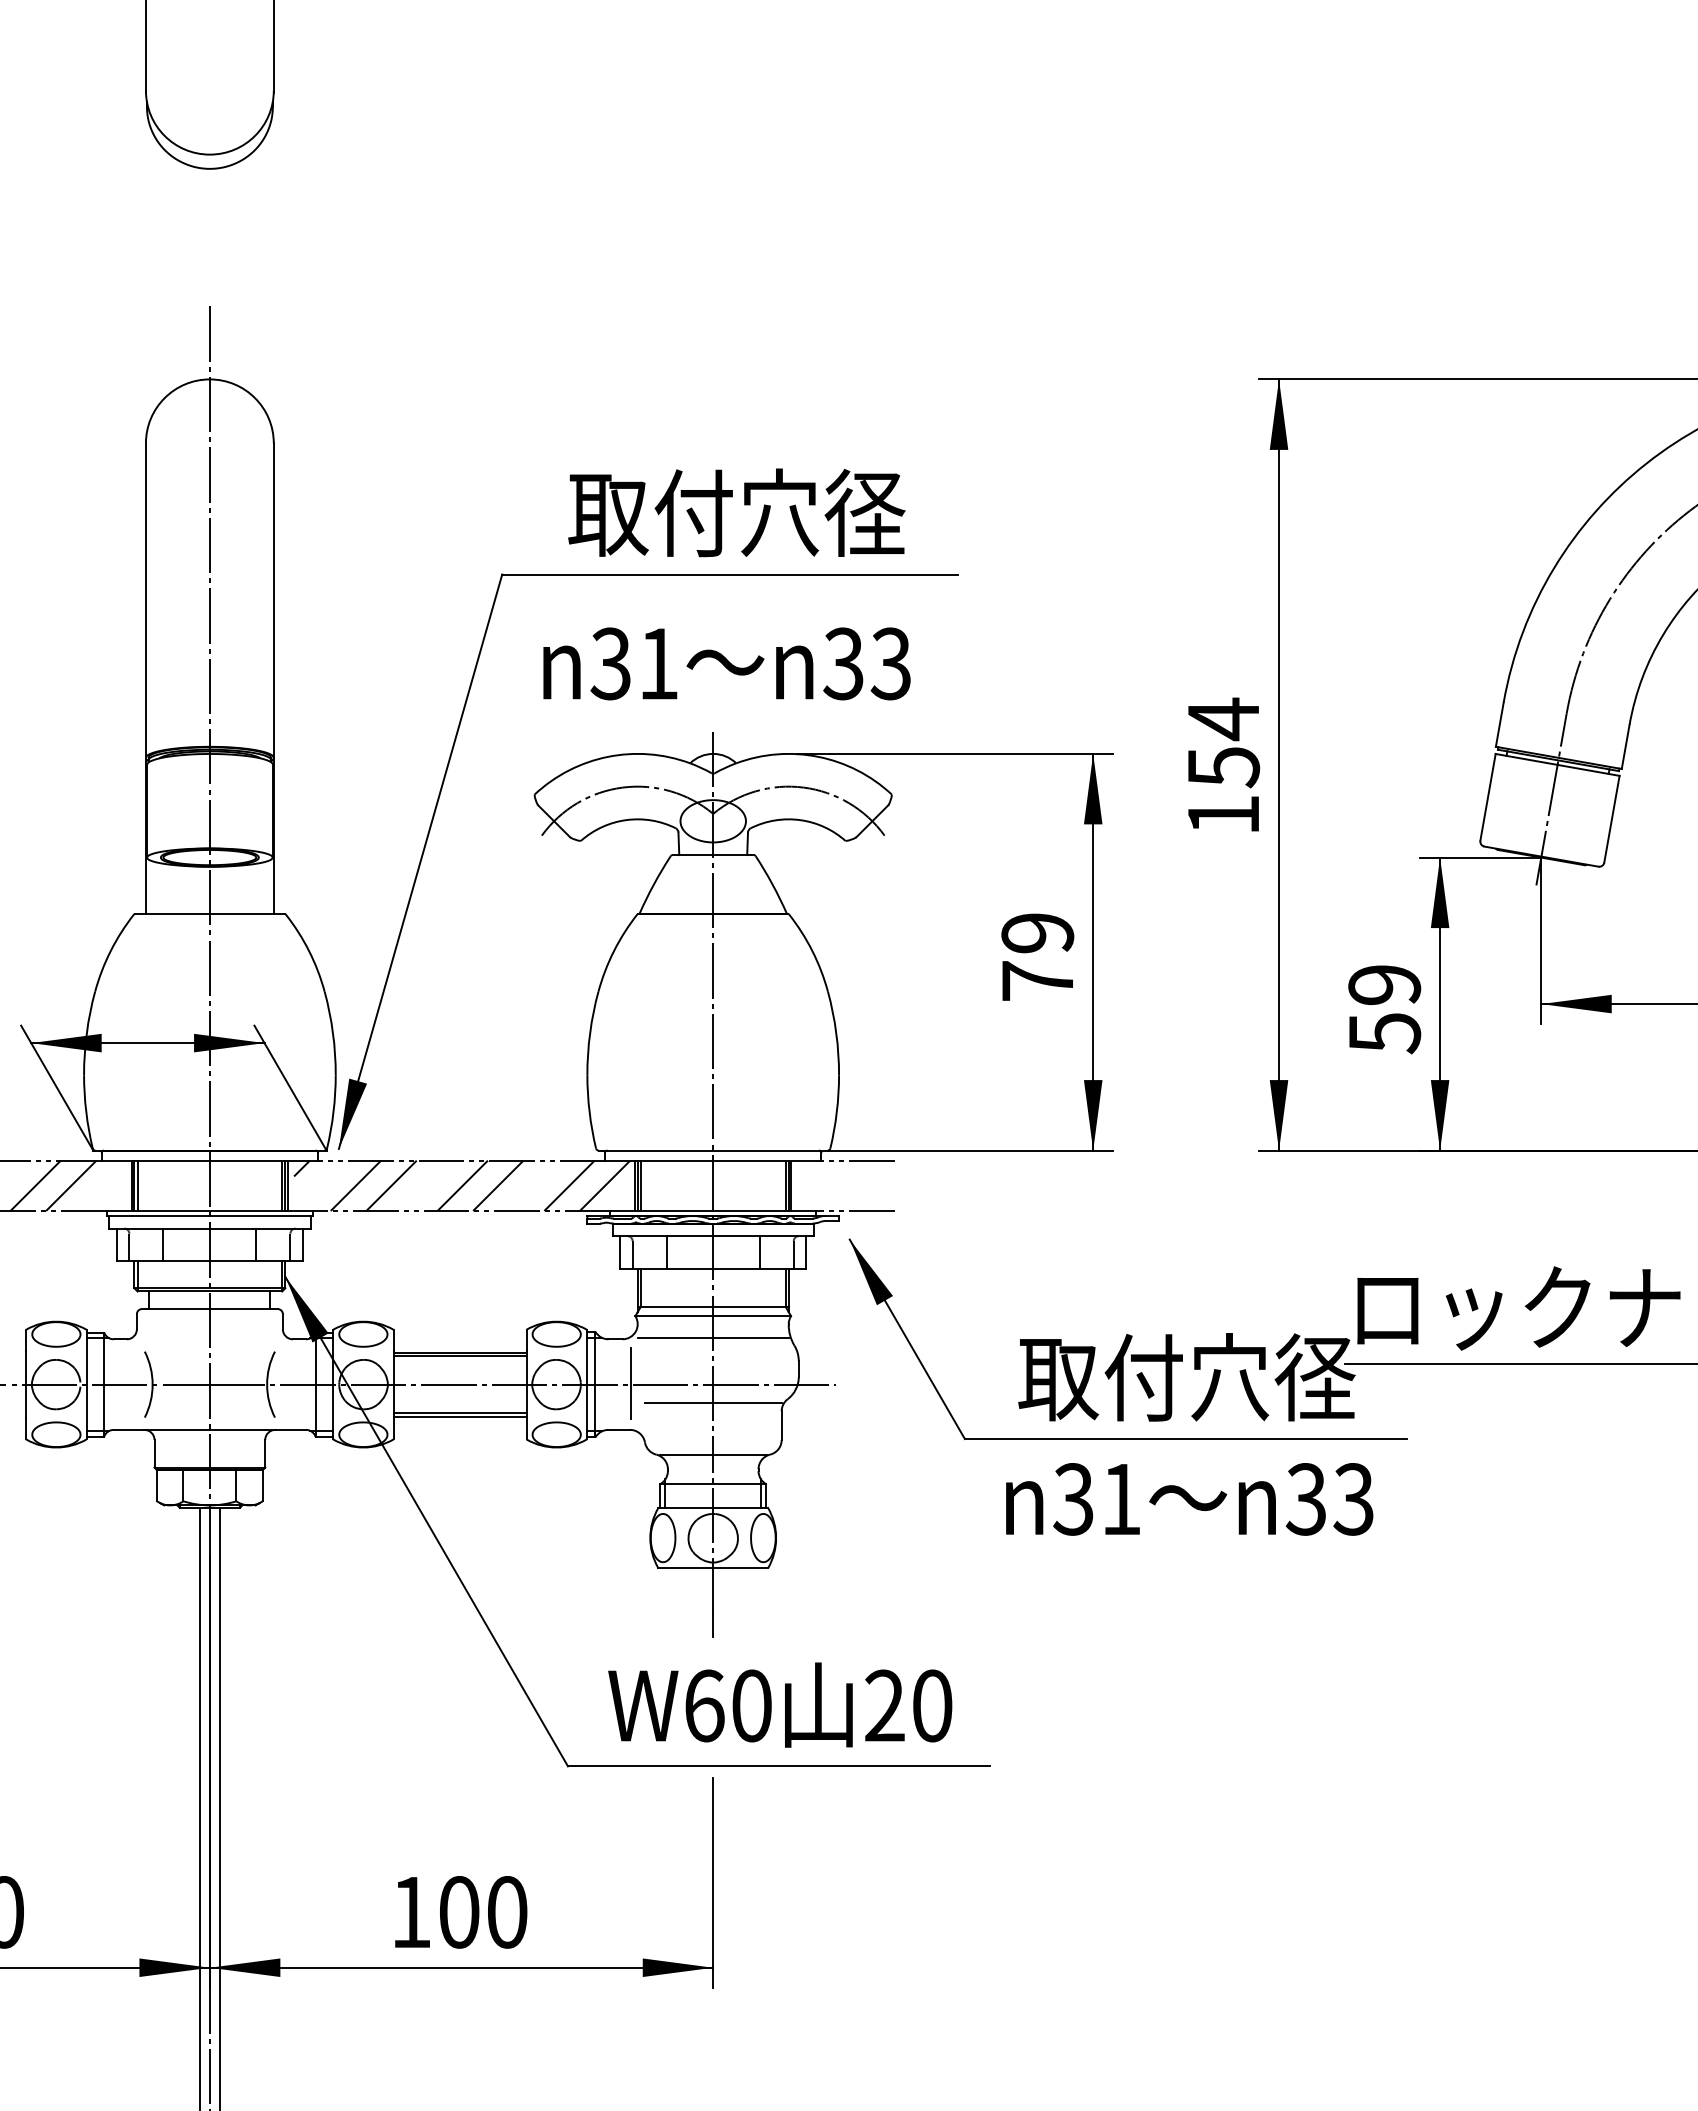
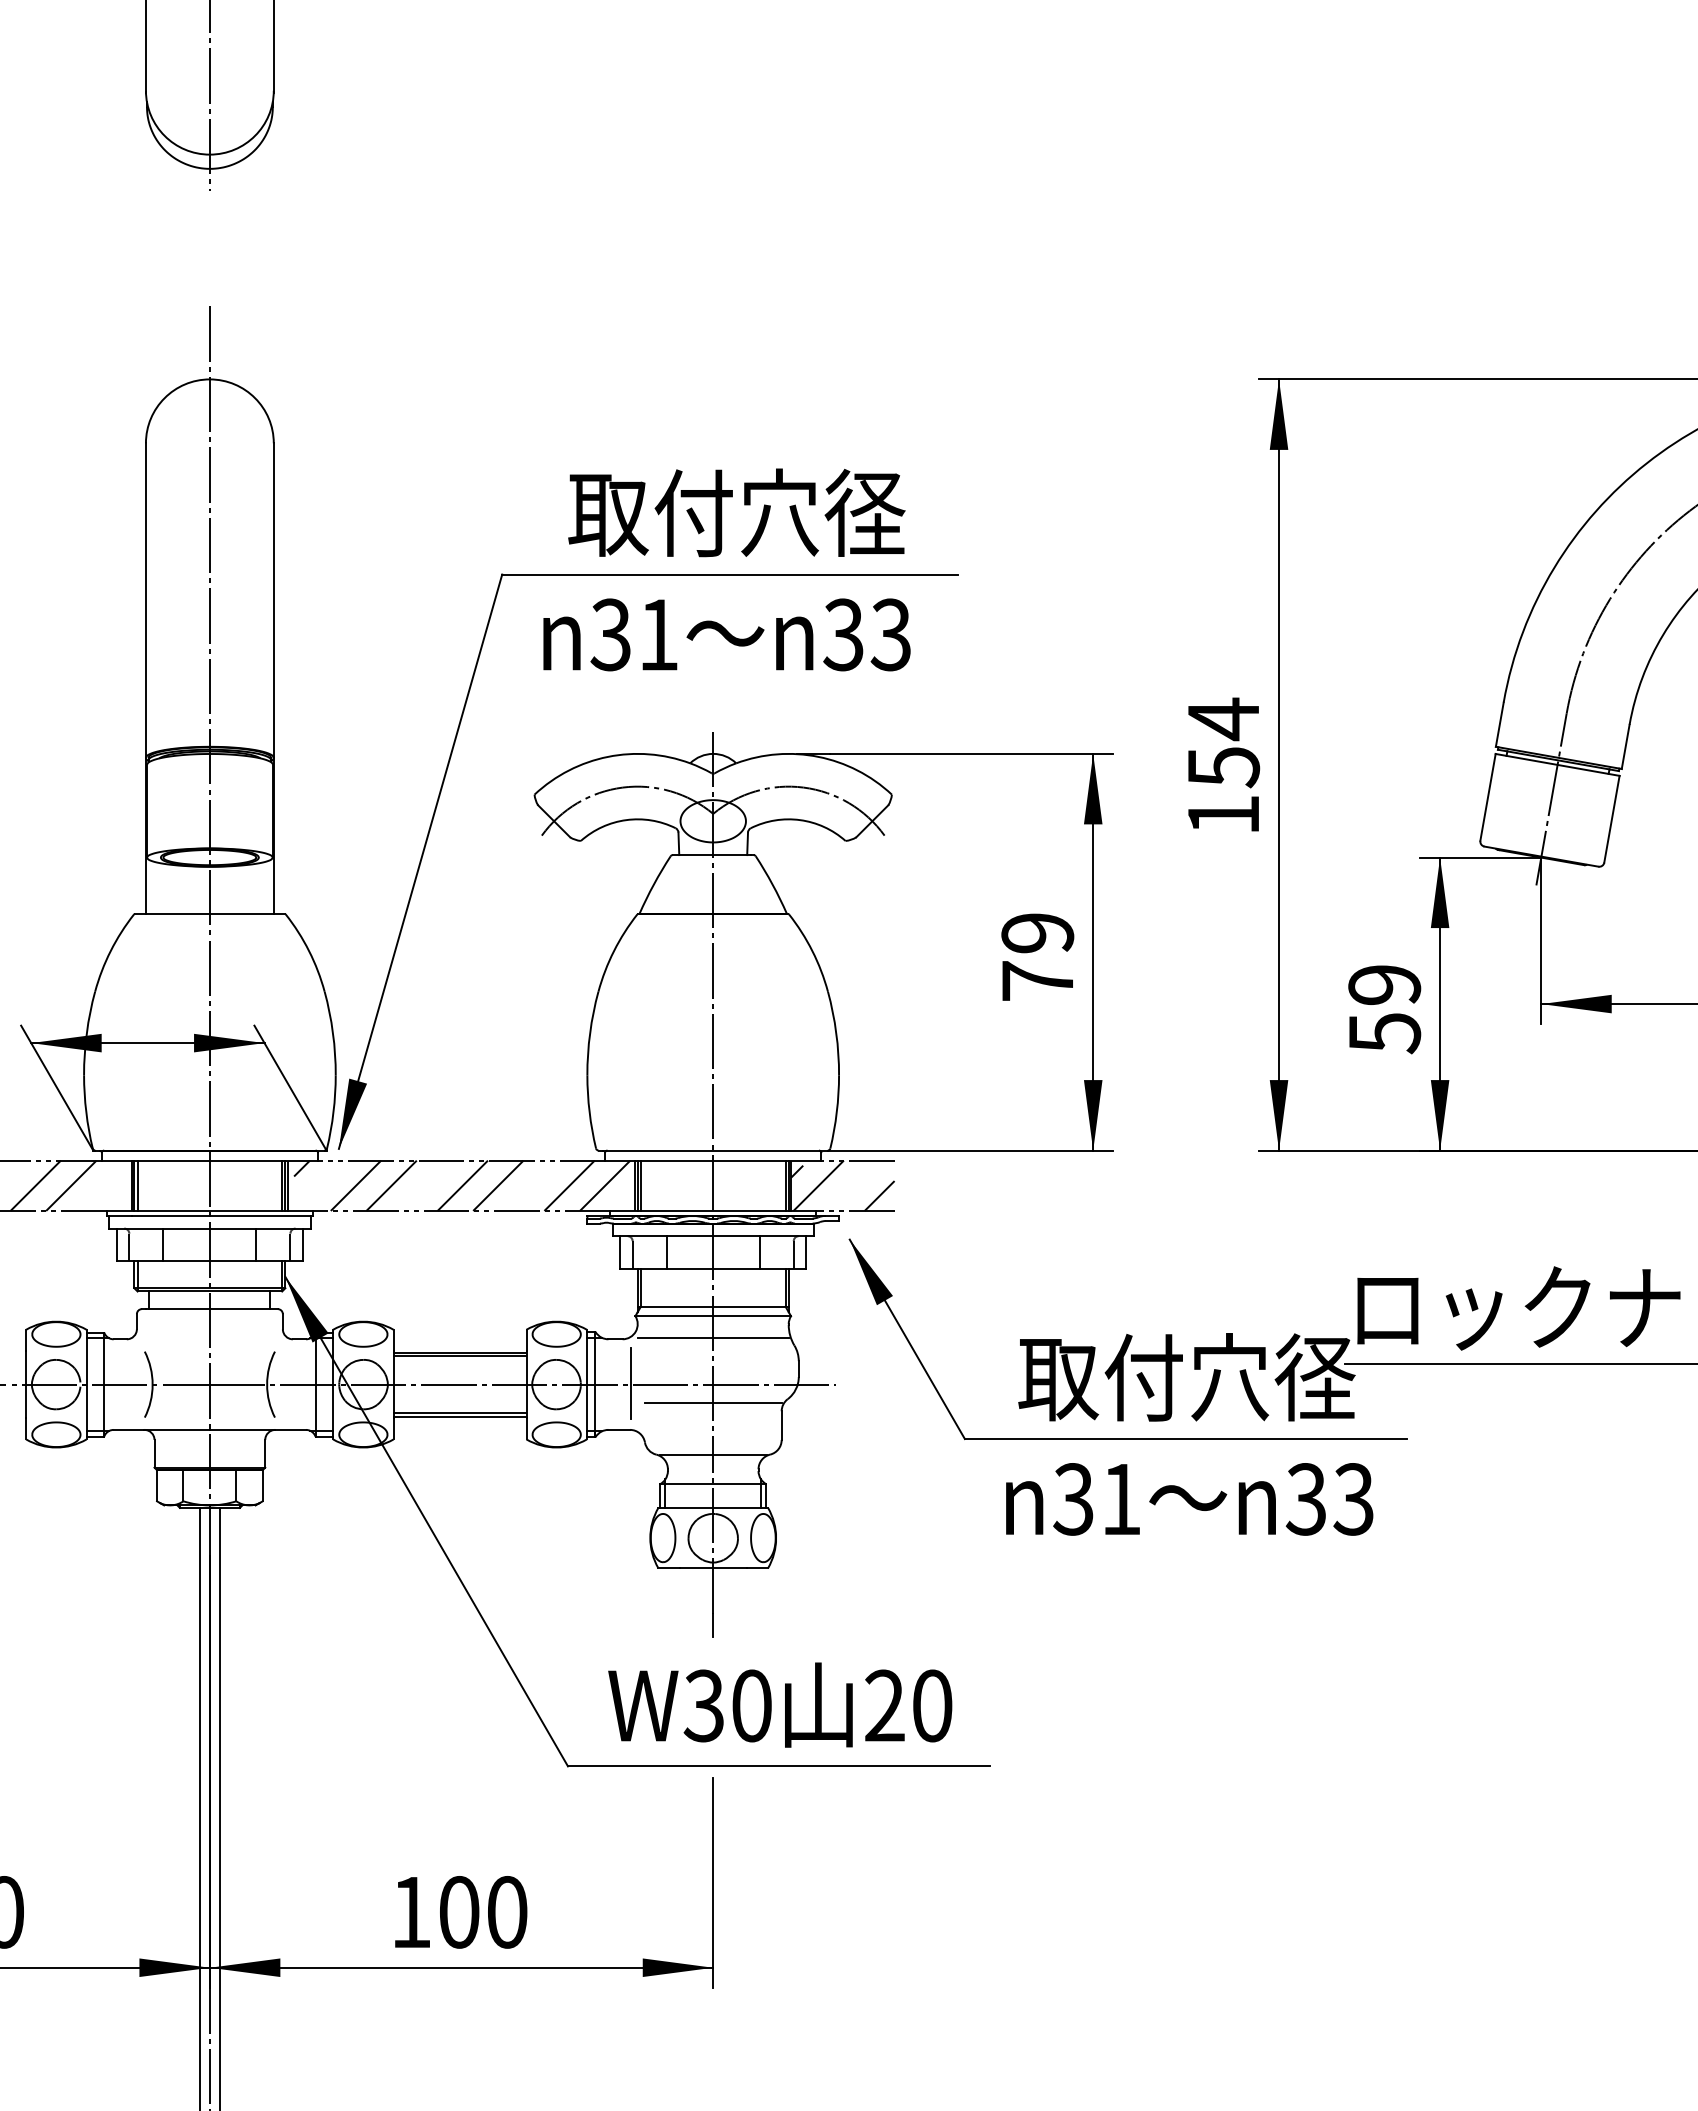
line: none -> present (209, 96)
text position: (726, 663) -> (726, 634) (726, 634)
hatch: none -> present (842, 1185)
text: W60 -> W30 (703, 1705)
